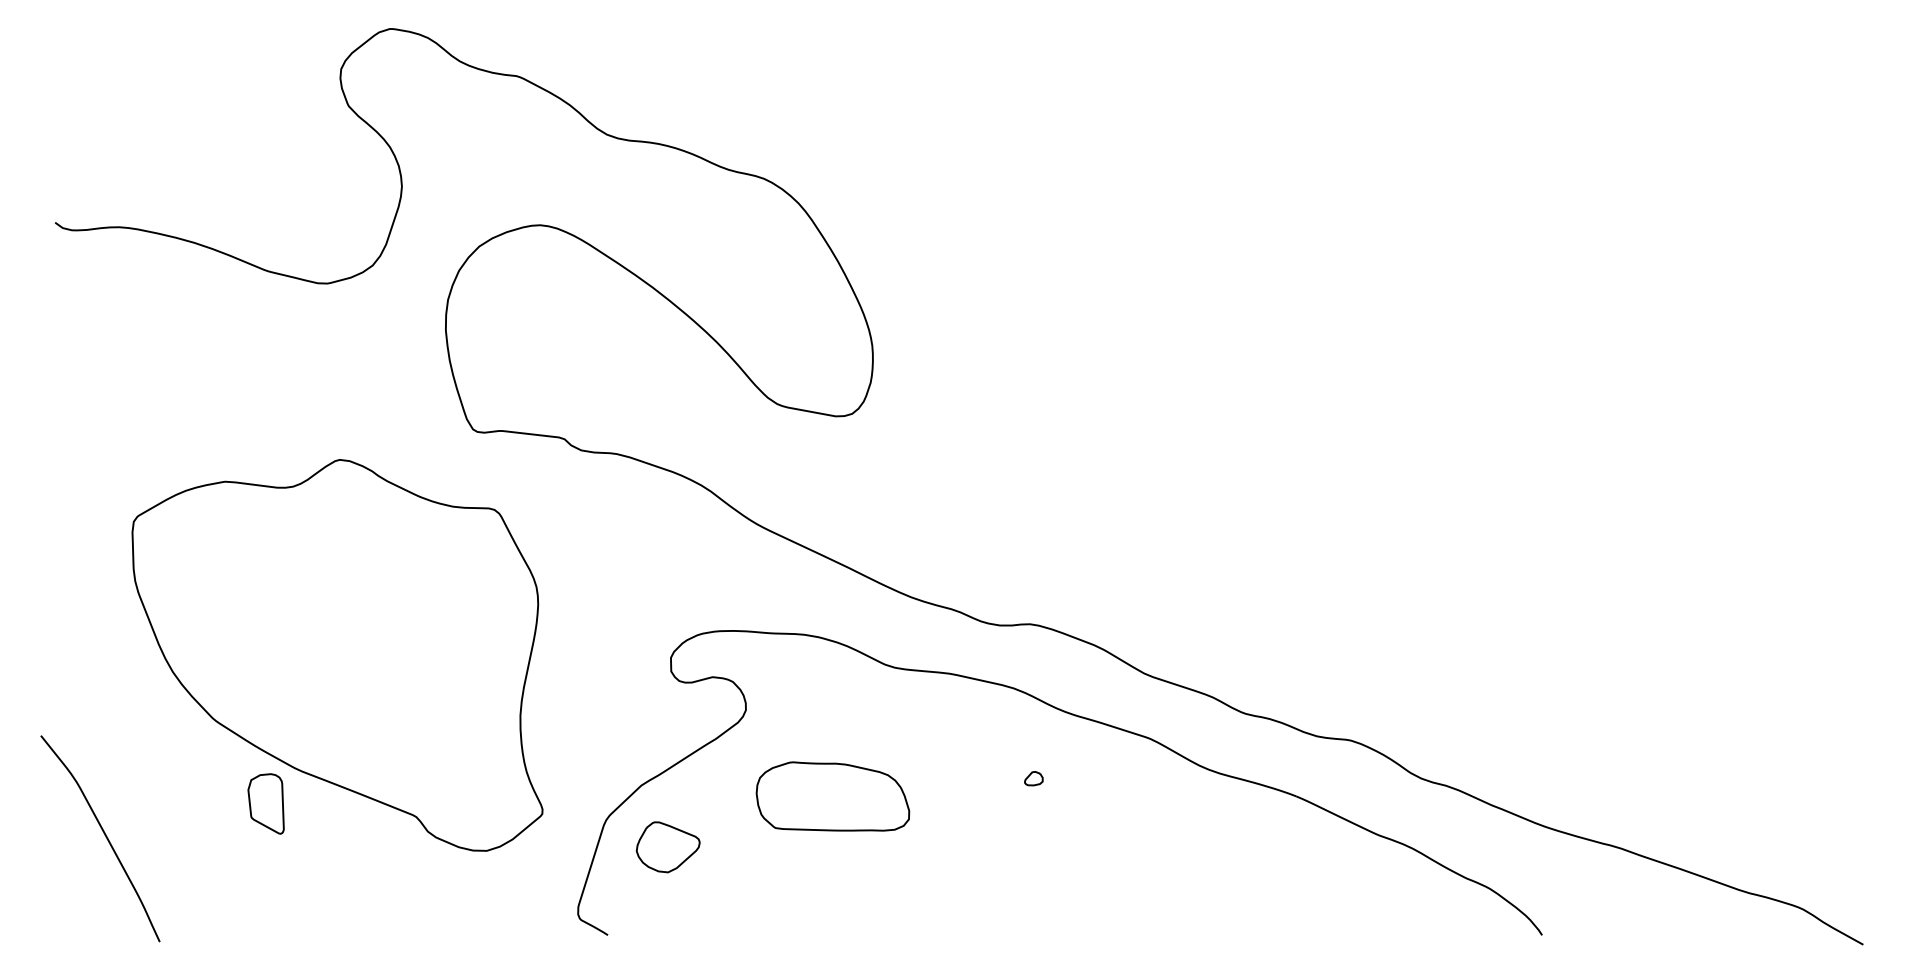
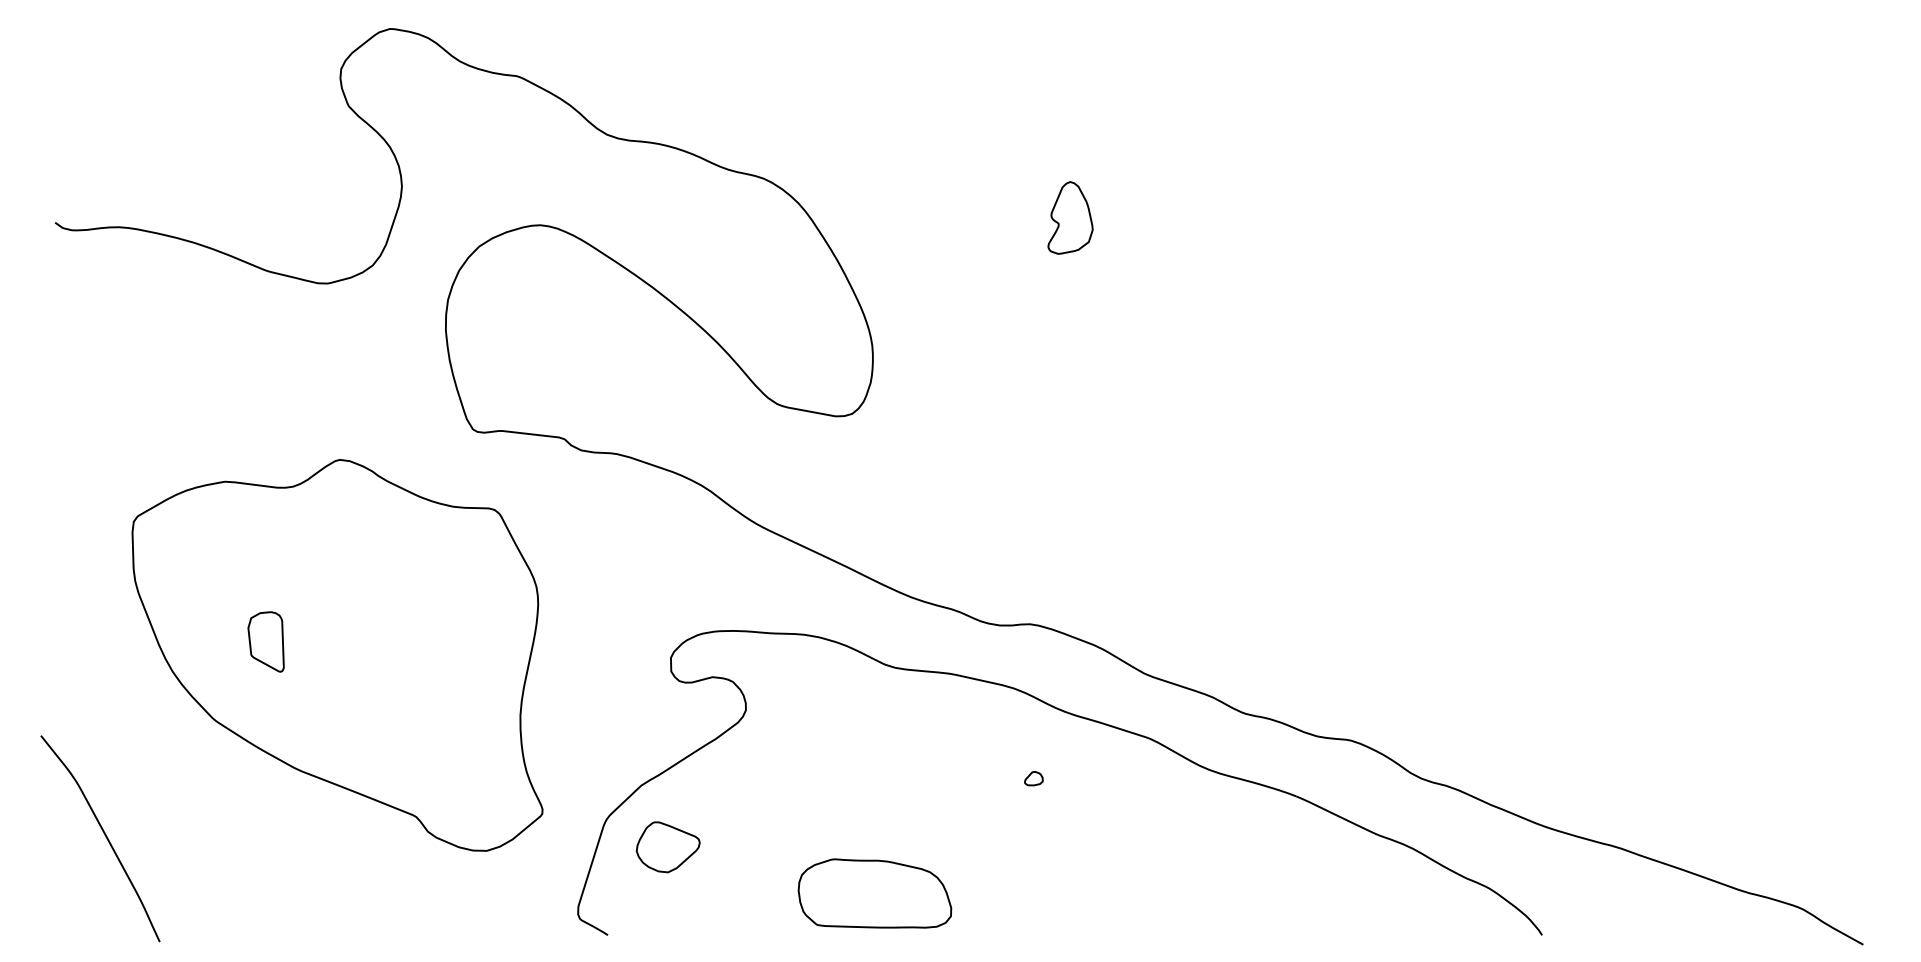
part: none -> present (1070, 217)
part position: (832, 796) -> (874, 893) (874, 893)
part position: (265, 803) -> (265, 641) (265, 641)
